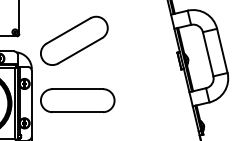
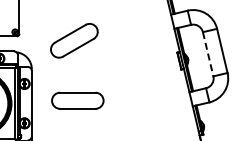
part size: 69x51 px -> 49x36 px (74, 40)
line: solid -> dashed (208, 54)
part size: 76x26 px -> 54x19 px (77, 100)
